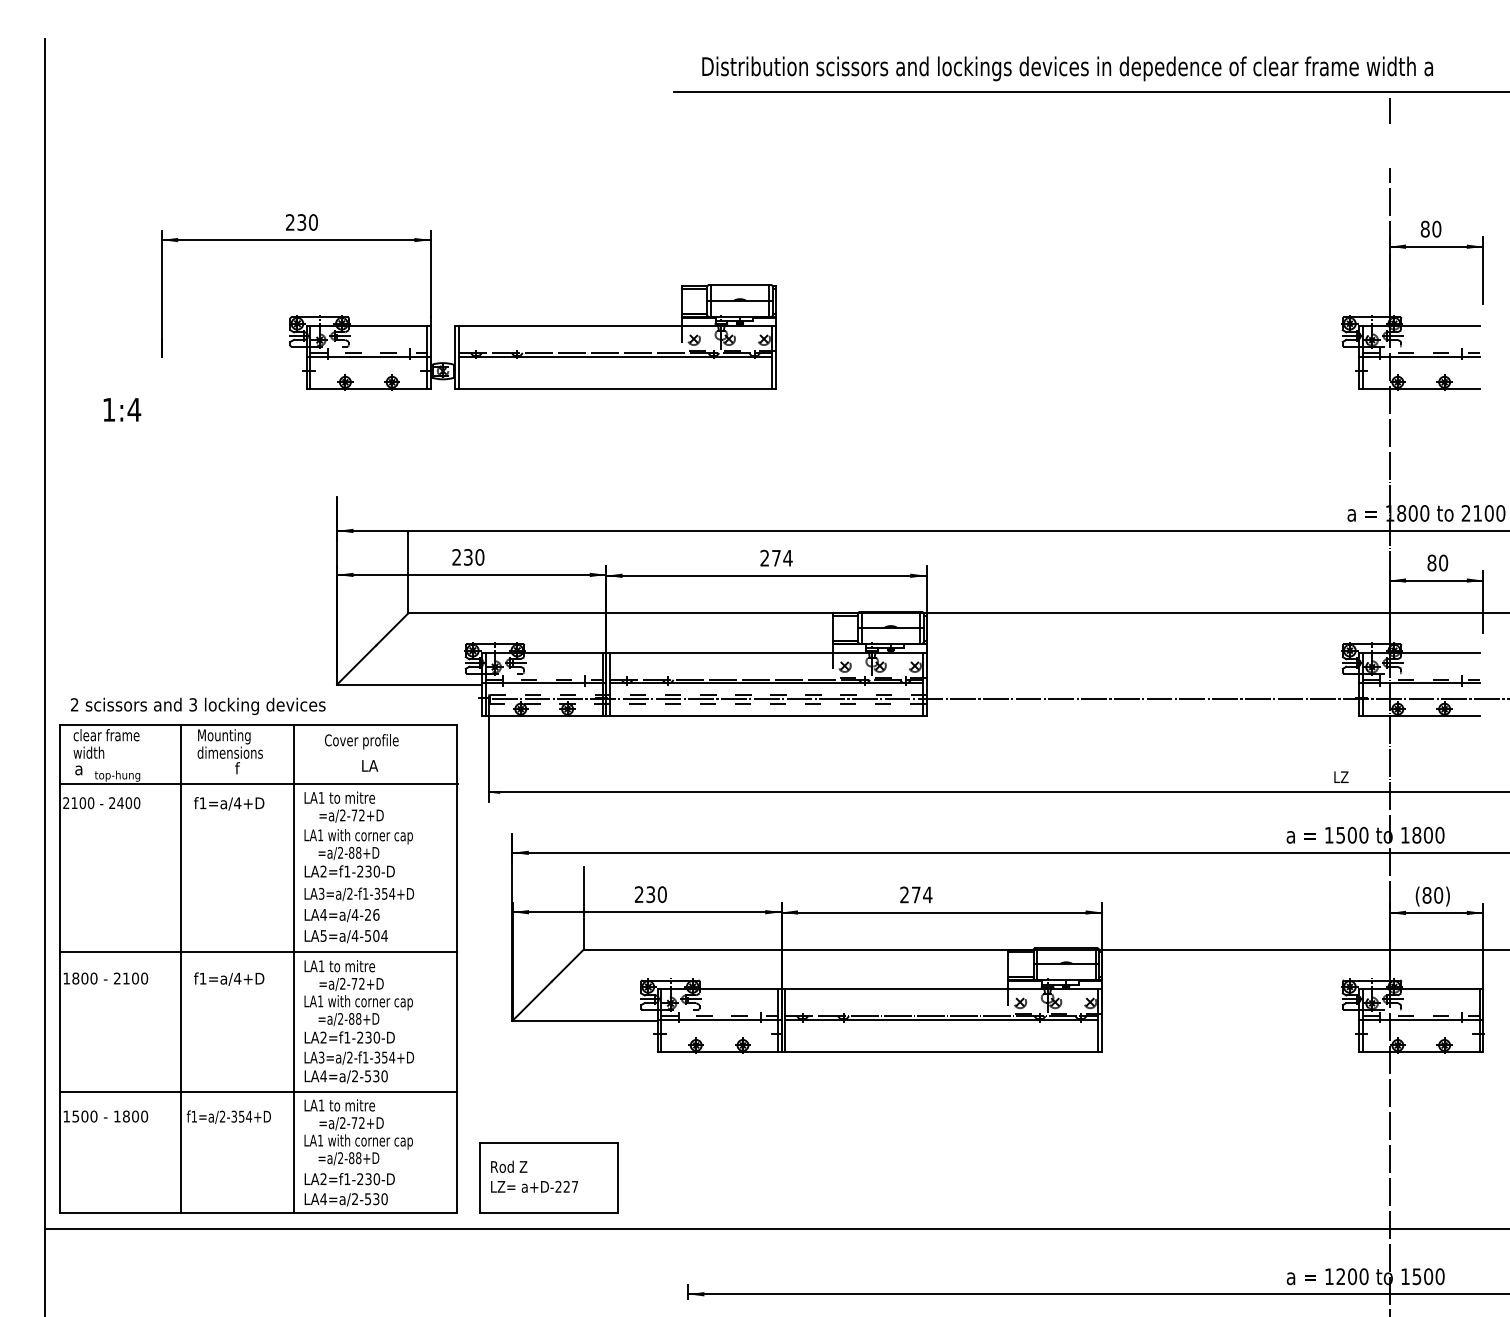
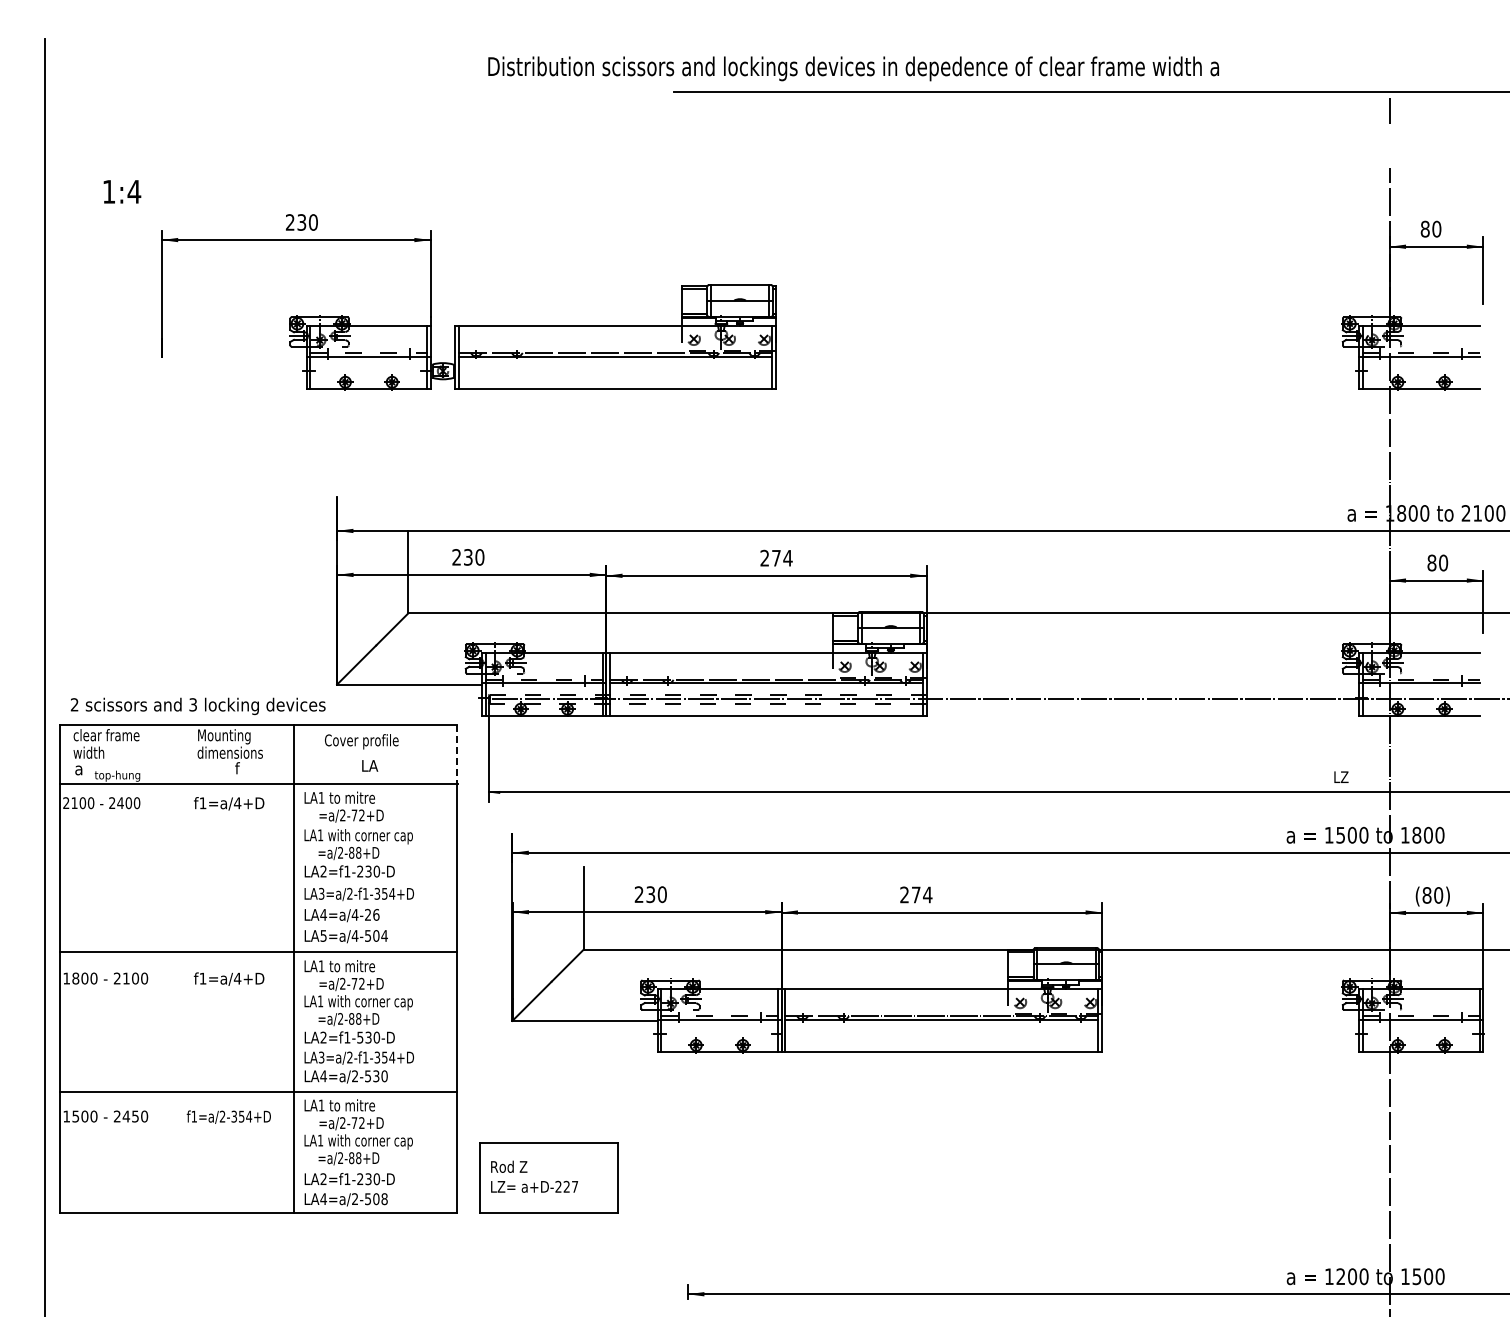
text position: (1067, 68) -> (853, 68) (853, 68)
text position: (122, 409) -> (122, 191) (122, 191)
line: solid -> dashed (457, 755)
line: present -> none (180, 969)
text: LA2=f1-230-D -> LA2=f1-530-D (360, 1037)
text: 1800 -> 2450 (126, 1116)
text: LA4=a/2-530 -> LA4=a/2-508 (380, 1199)
line: present -> none (775, 1229)
